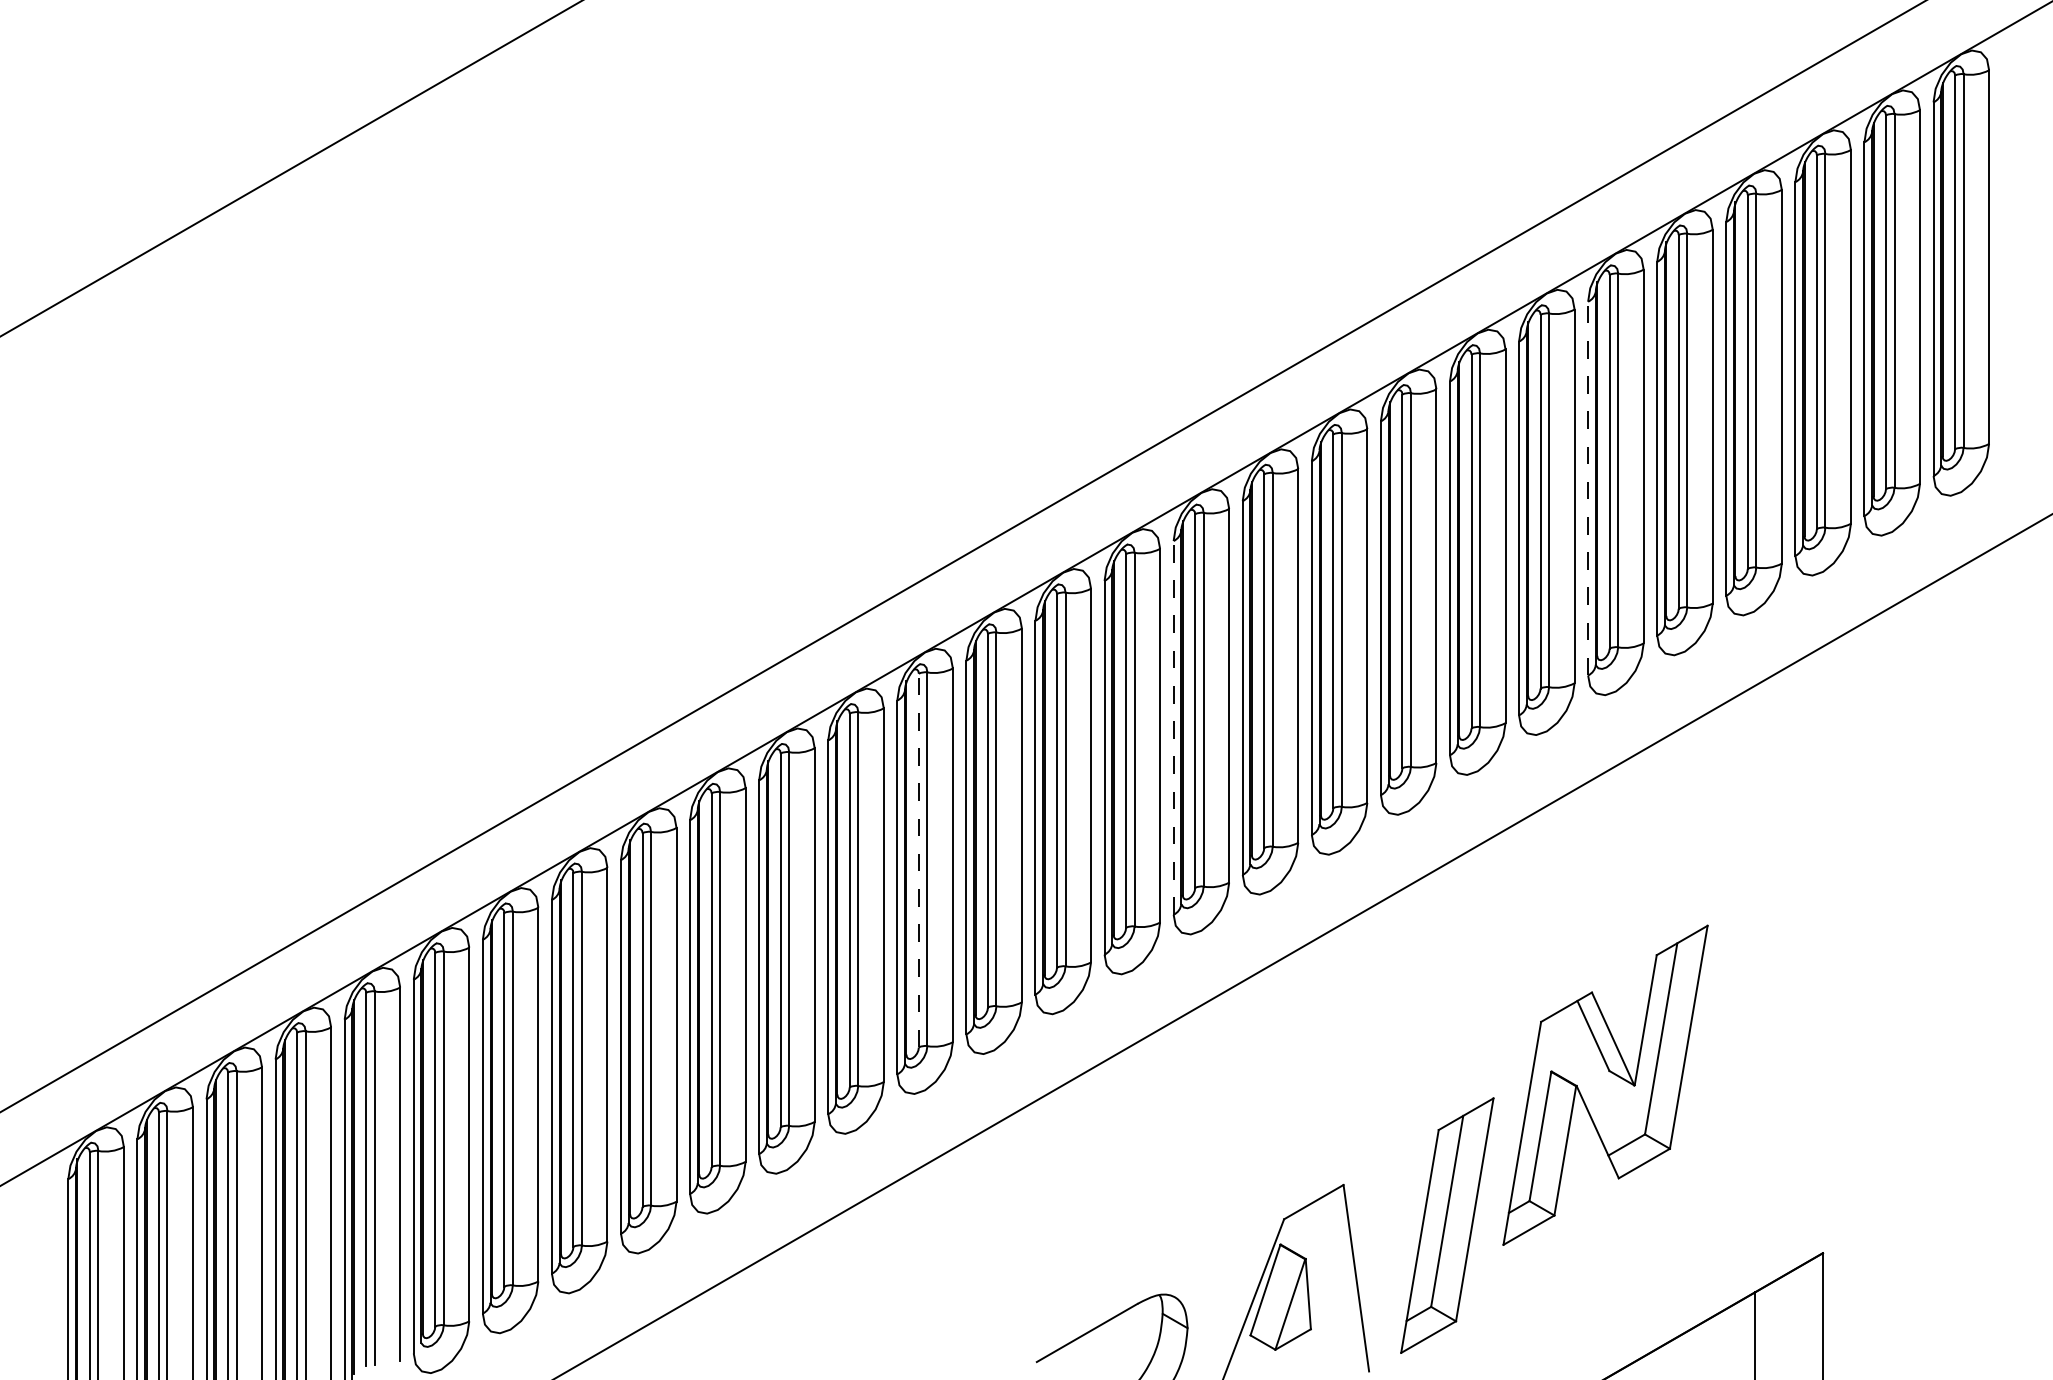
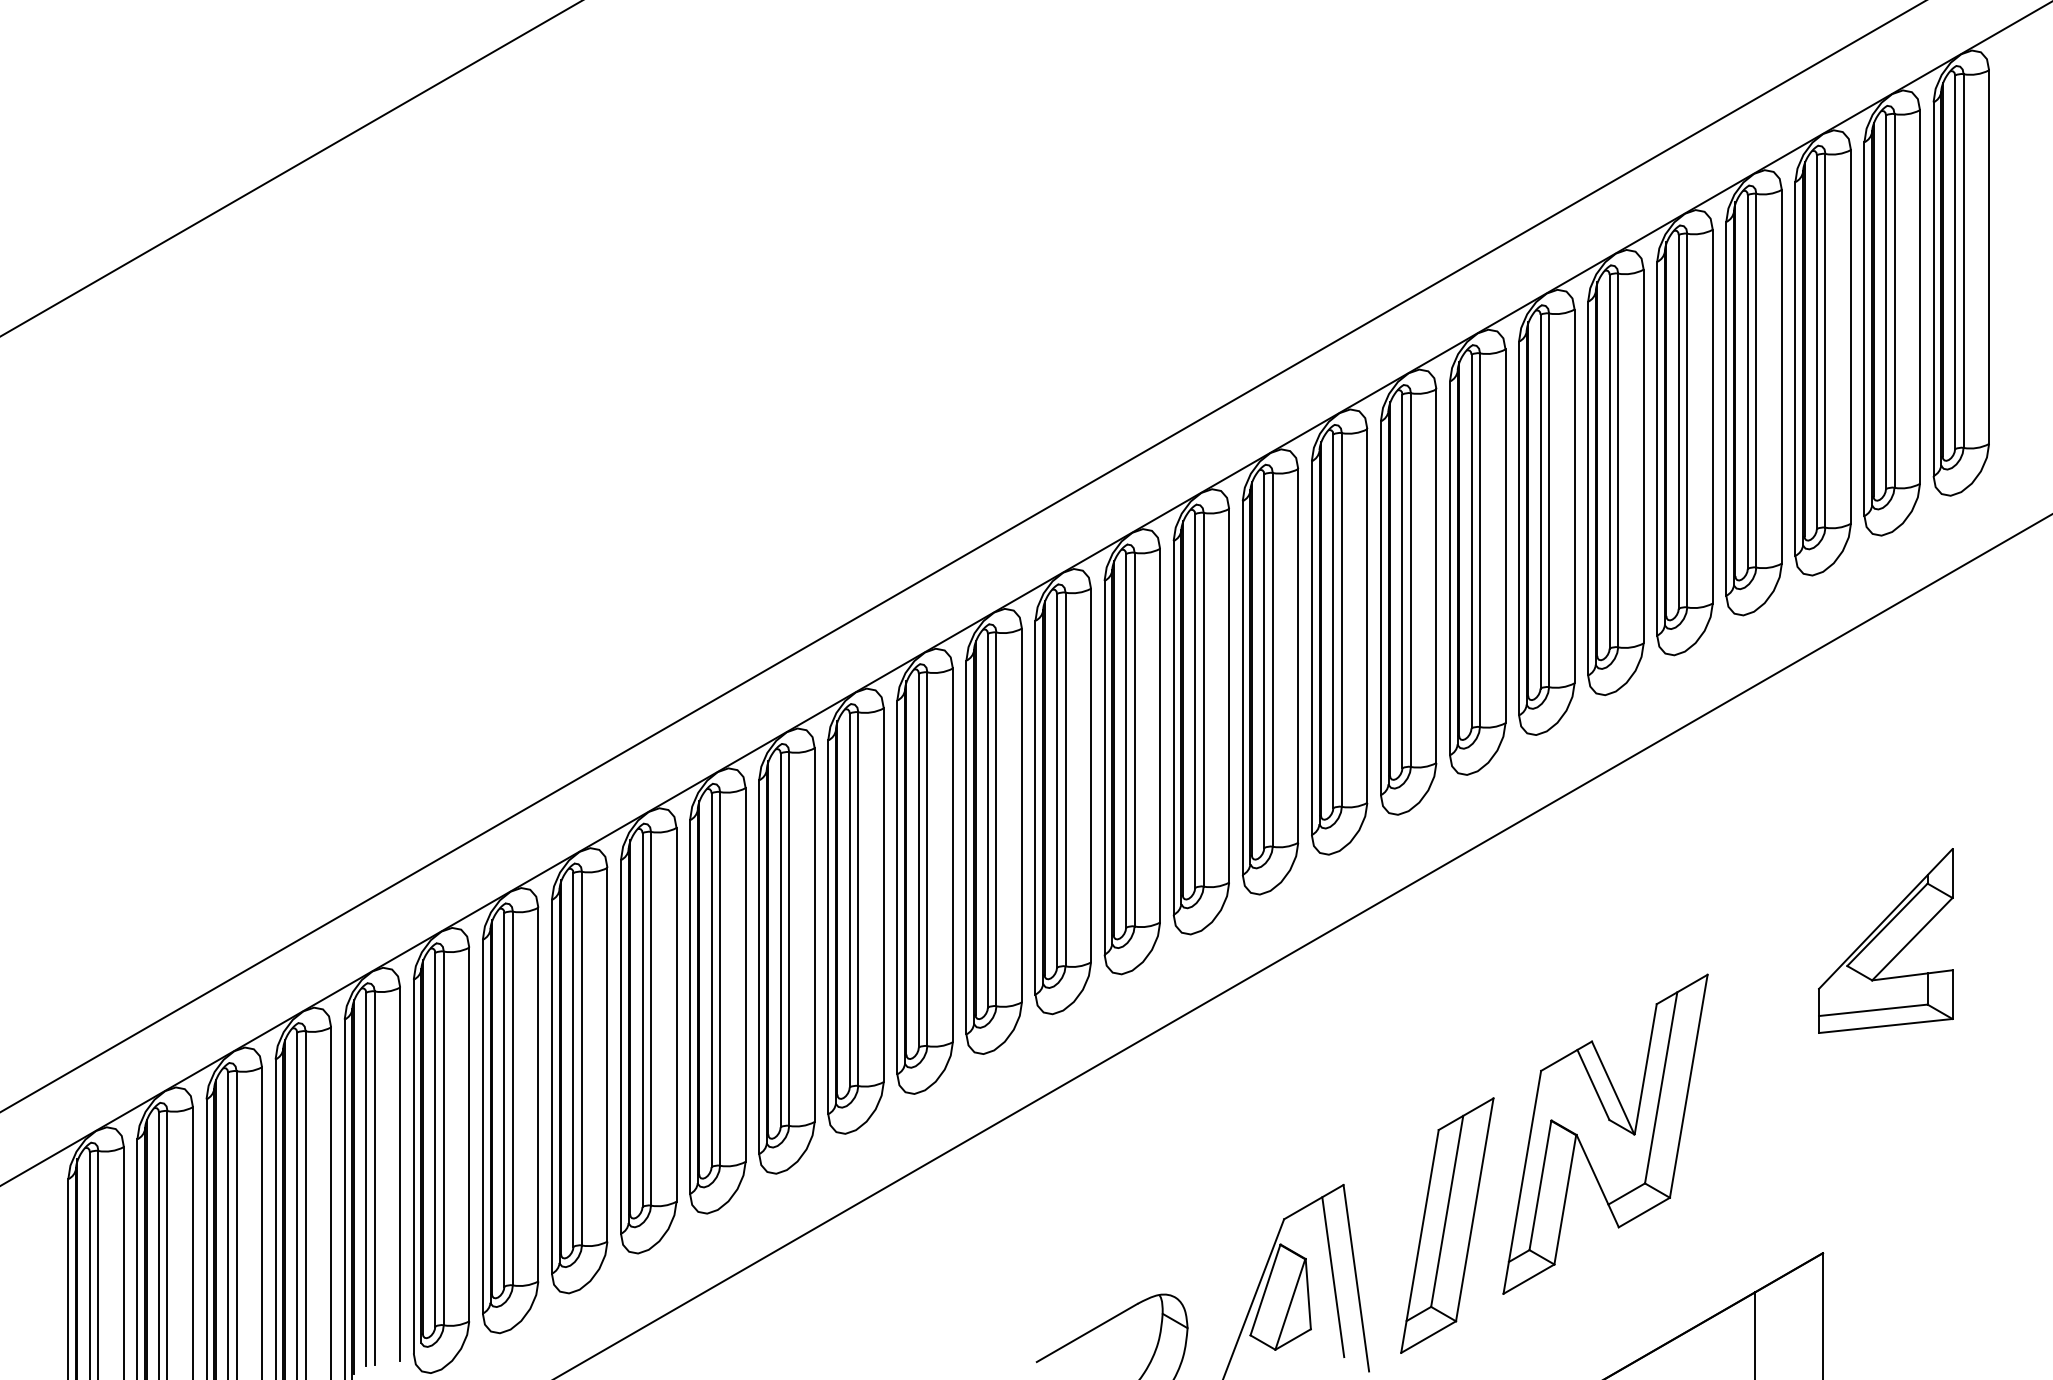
line: dashed -> solid (1588, 488)
line: dashed -> solid (1173, 727)
line: dashed -> solid (918, 860)
part: none -> present (1885, 940)
part position: (1605, 1084) -> (1605, 1133) (1605, 1133)
line: none -> present (1333, 1277)
